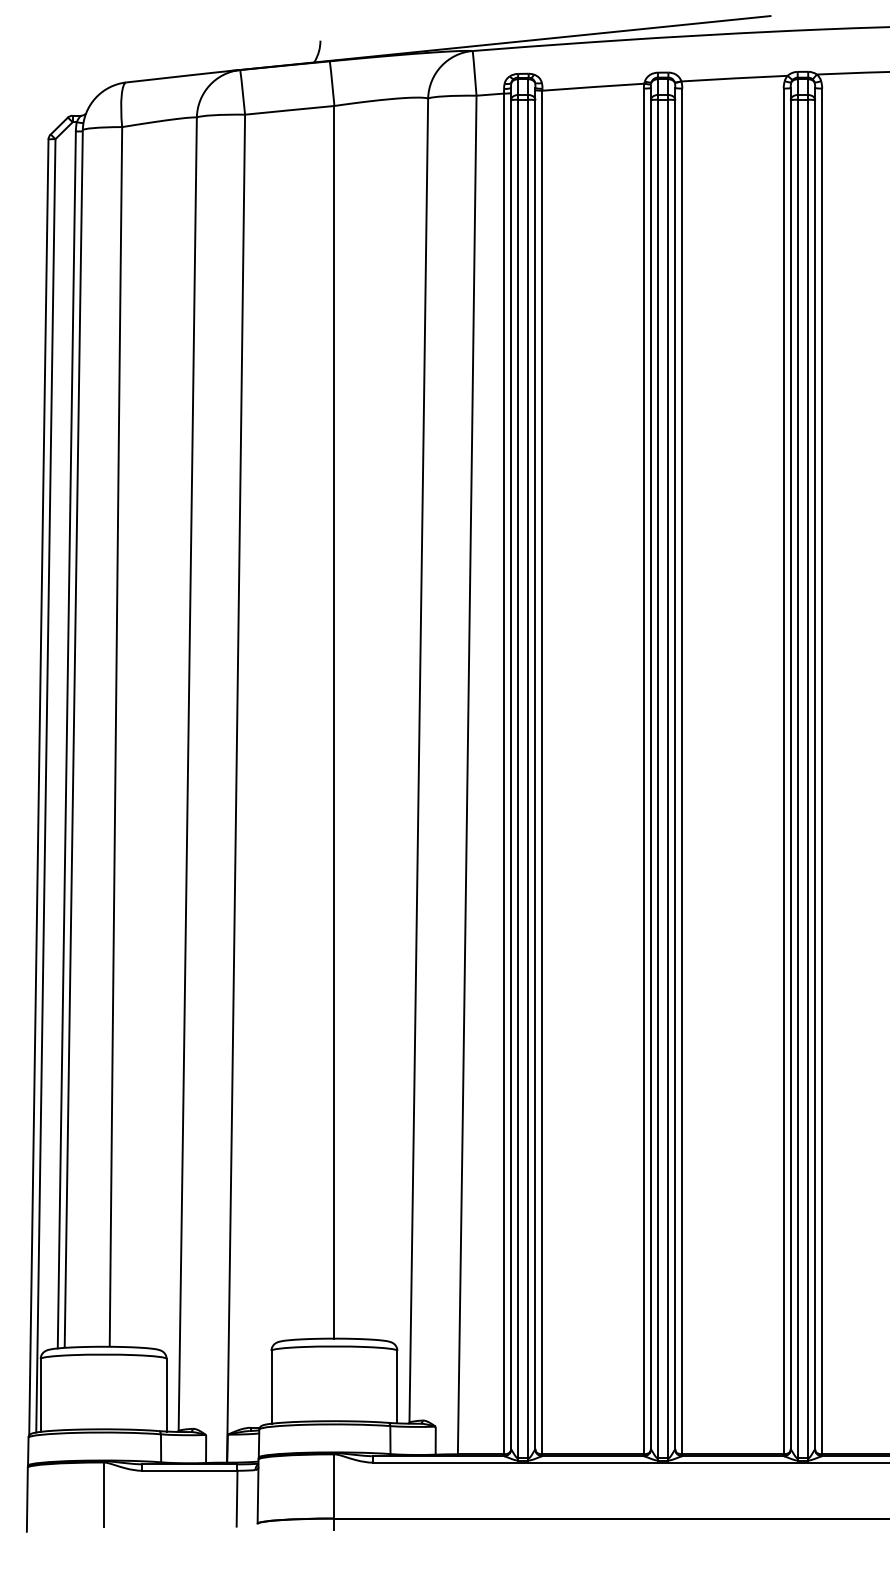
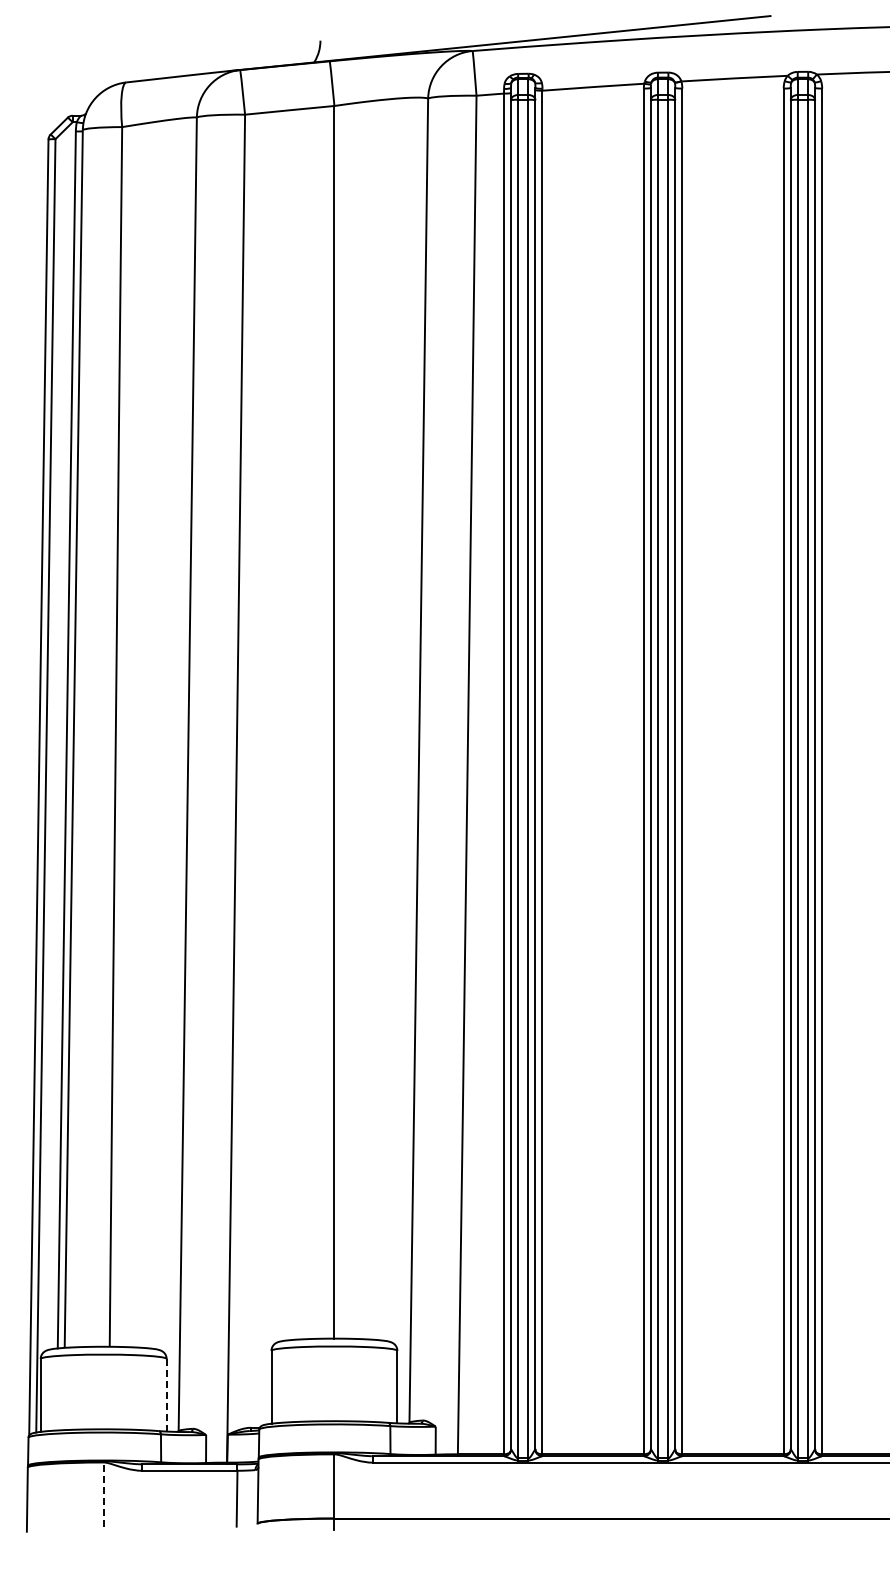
line: solid -> dashed (166, 1395)
line: solid -> dashed (103, 1494)
